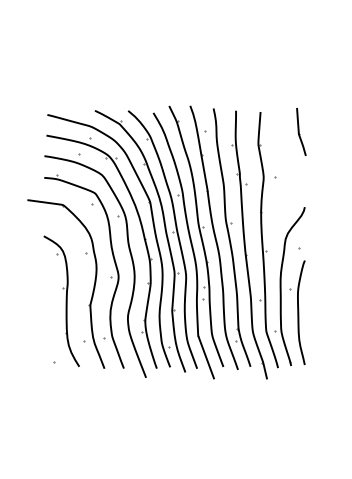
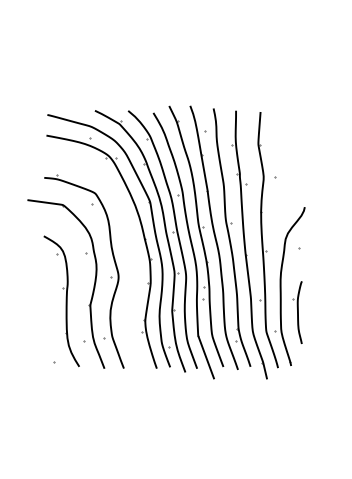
part: present -> none (301, 131)
part: present -> none (129, 253)
part size: 17x105 px -> 11x63 px (297, 312)
